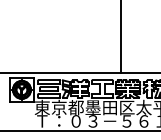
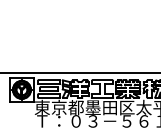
line: present -> none (121, 37)
line: present -> none (79, 131)
